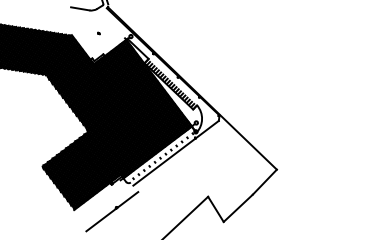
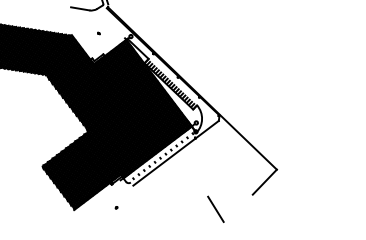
line: present -> none (237, 207)
line: present -> none (112, 211)
line: present -> none (186, 216)
